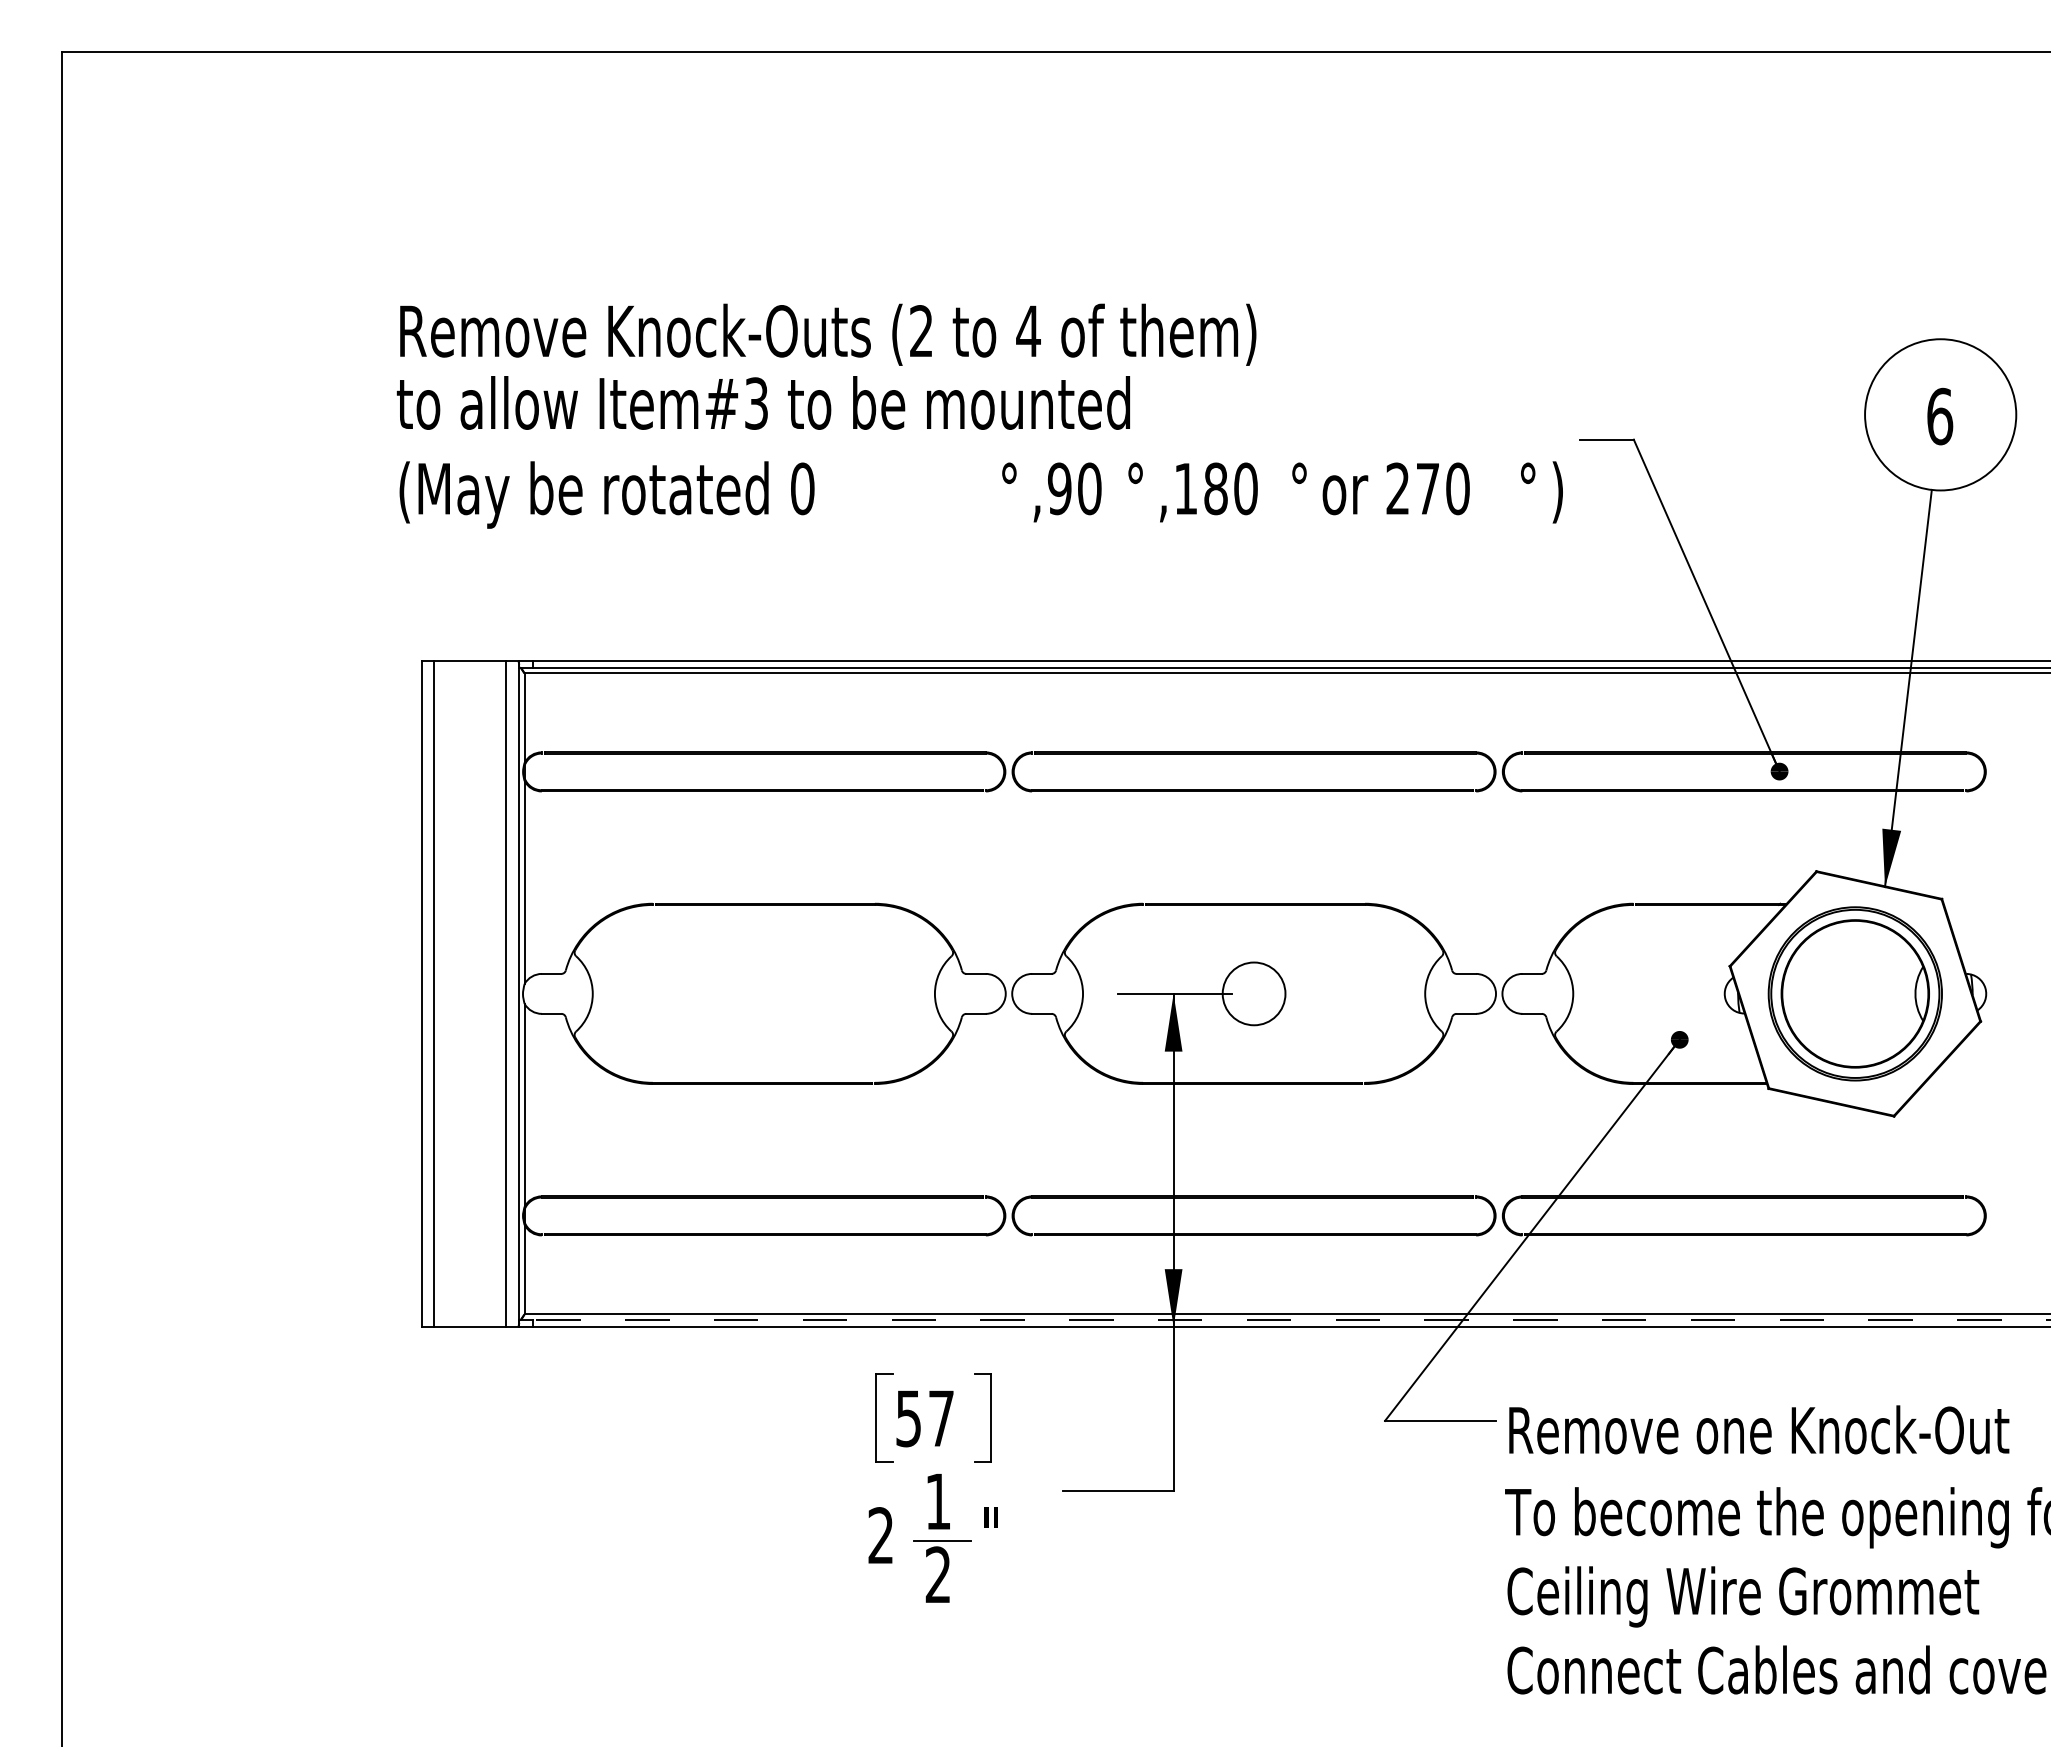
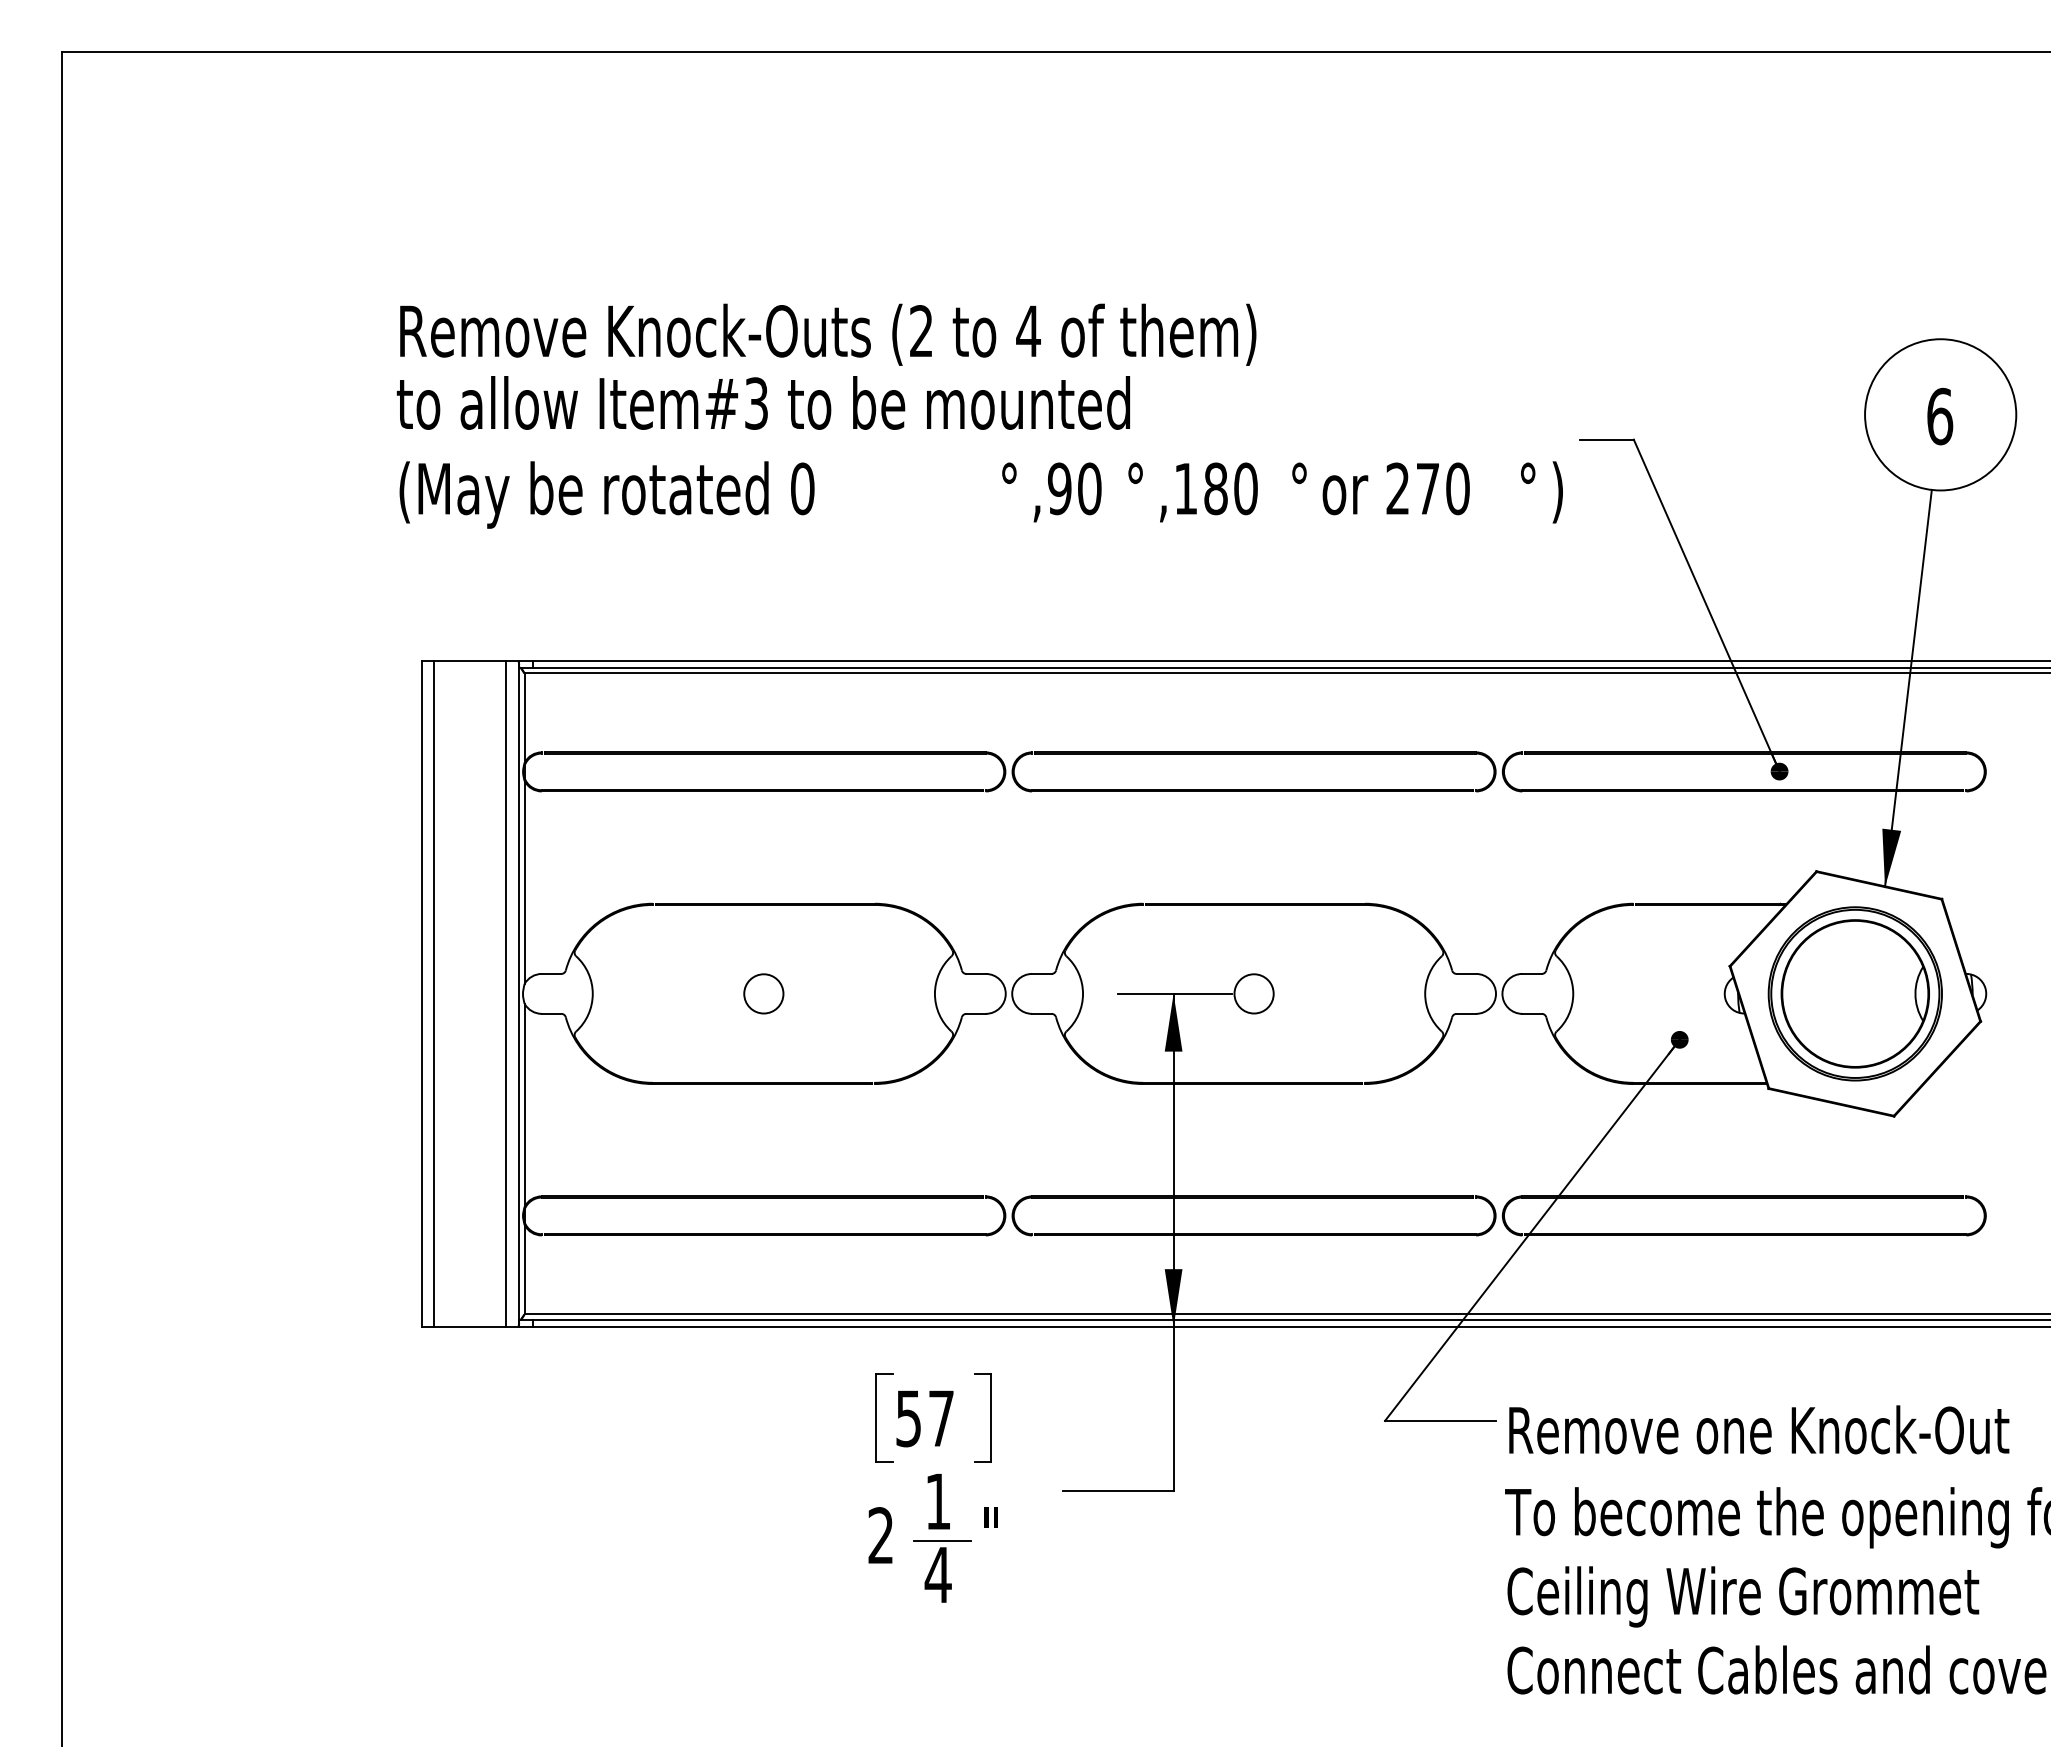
circle: none -> present (763, 993)
circle diameter: 63 px -> 39 px (1253, 993)
line: dashed -> solid (1291, 1320)
text: 2 -> 4 (937, 1574)
